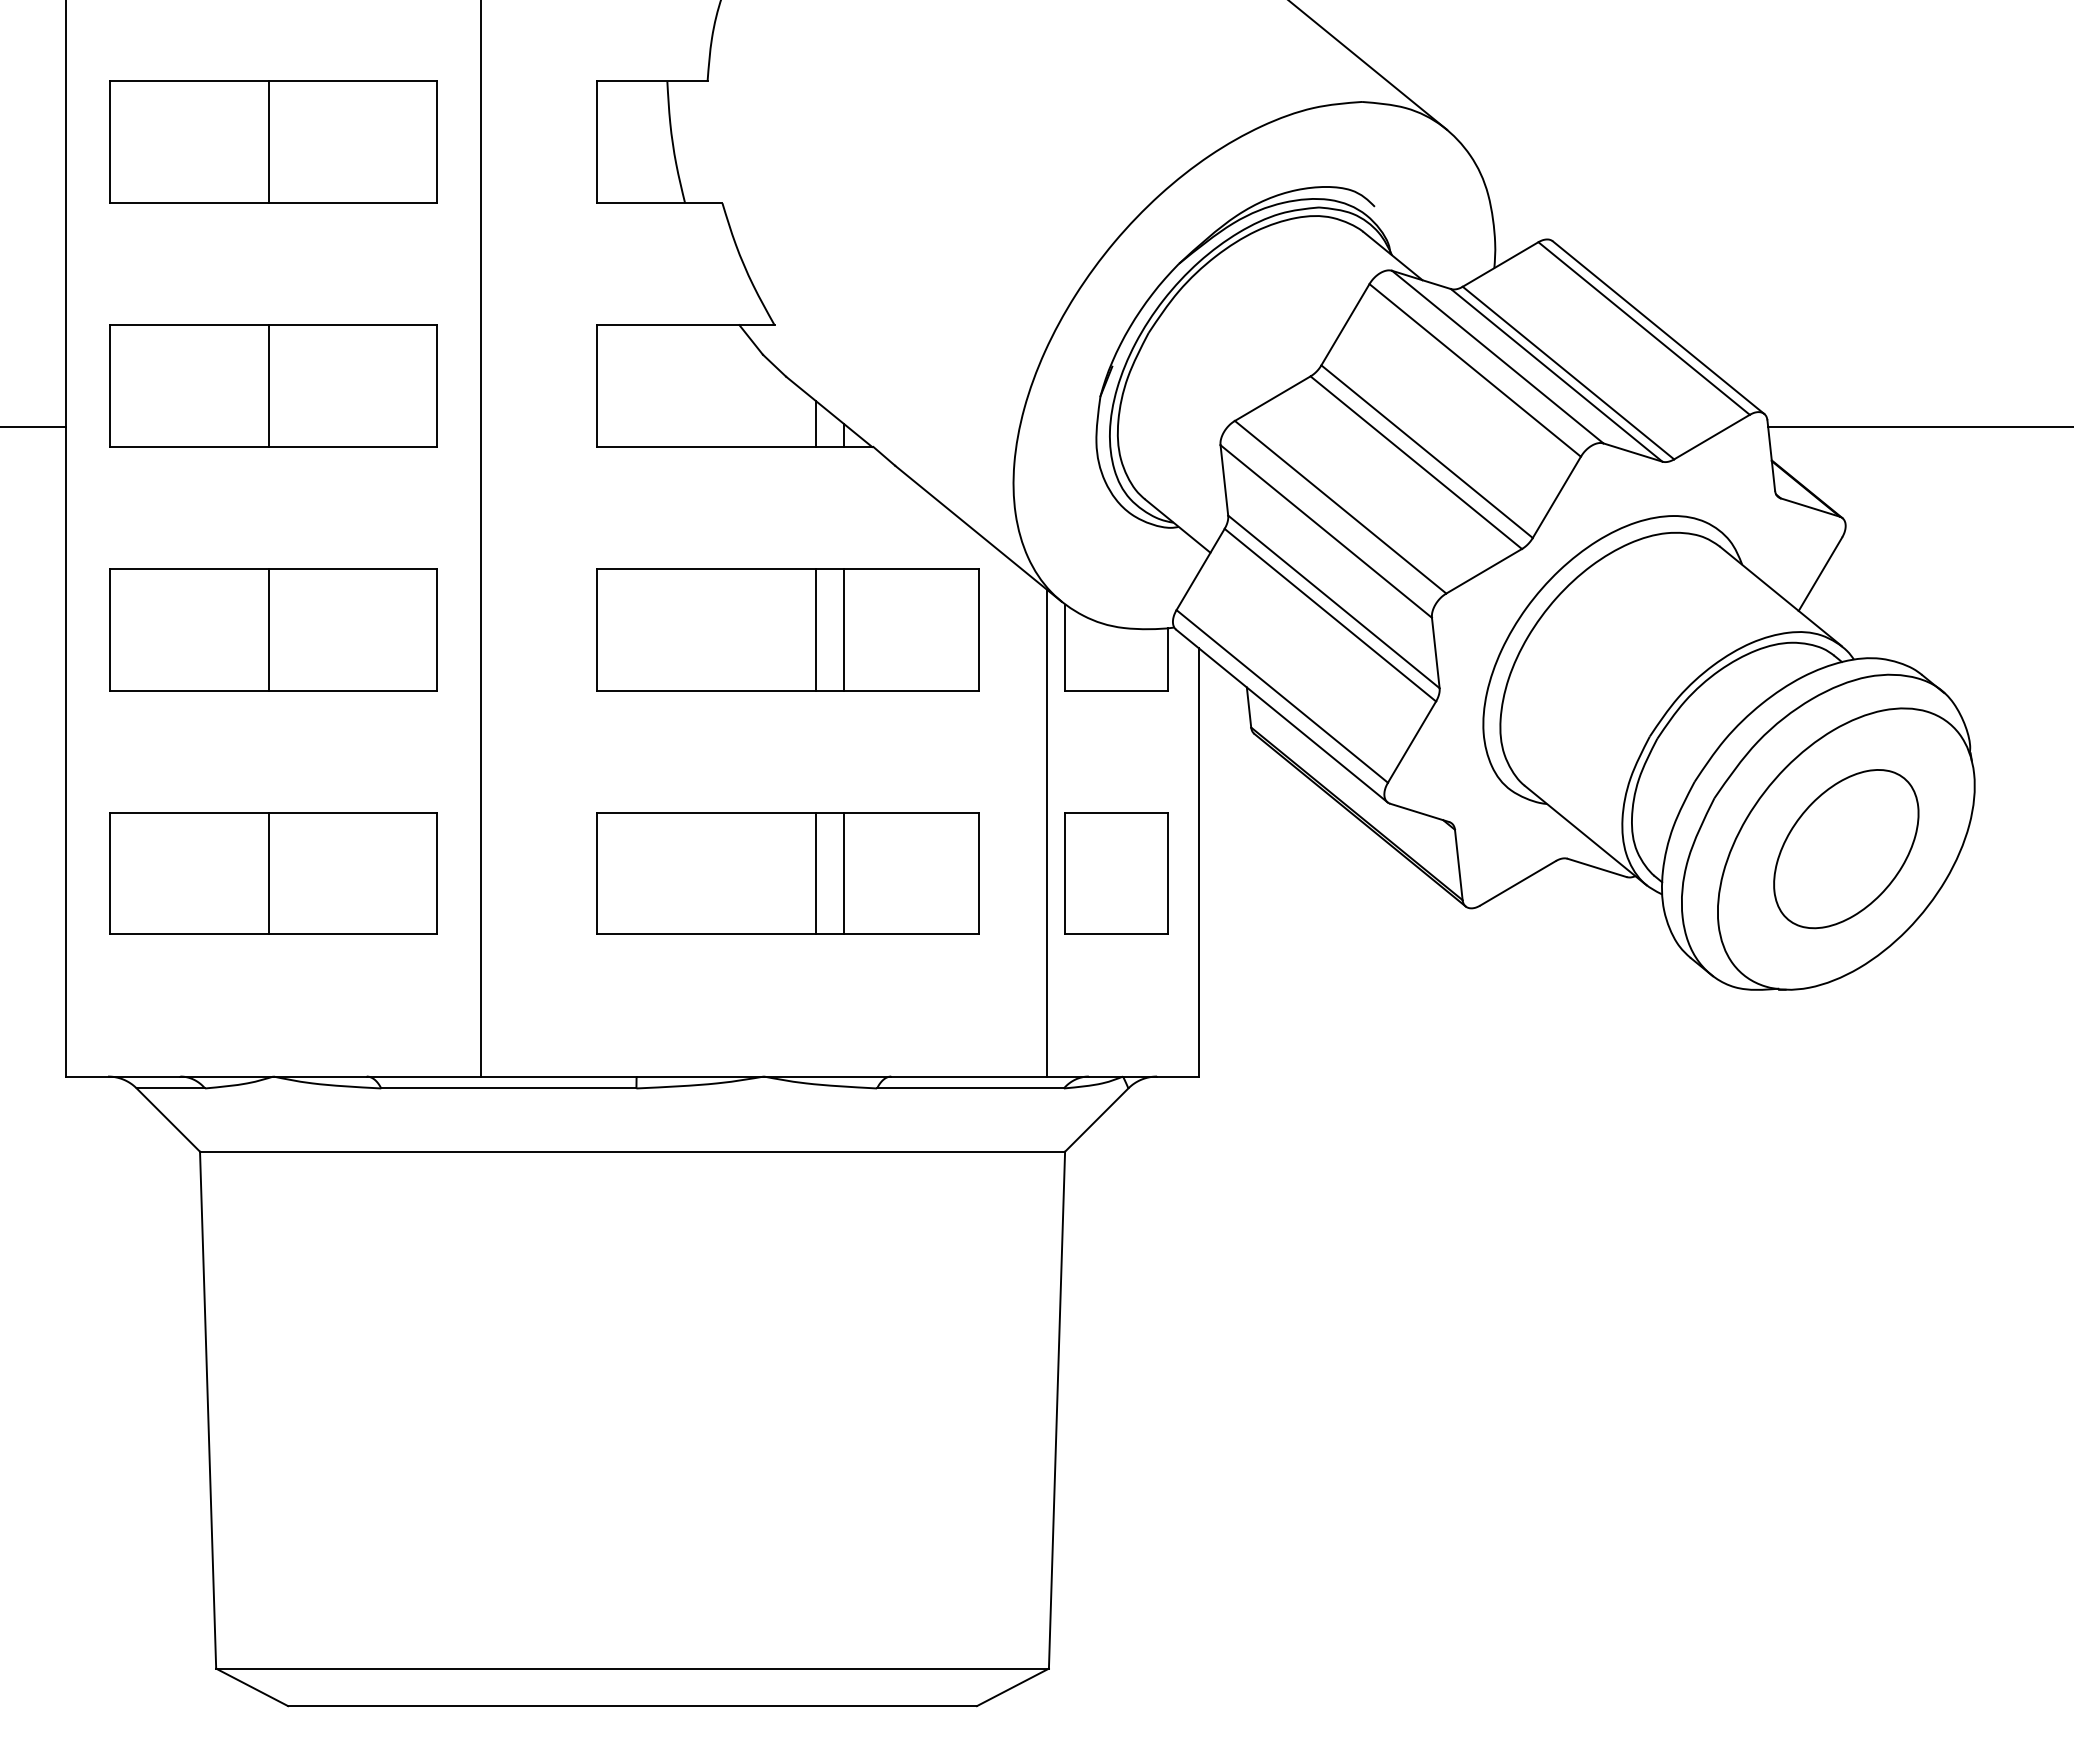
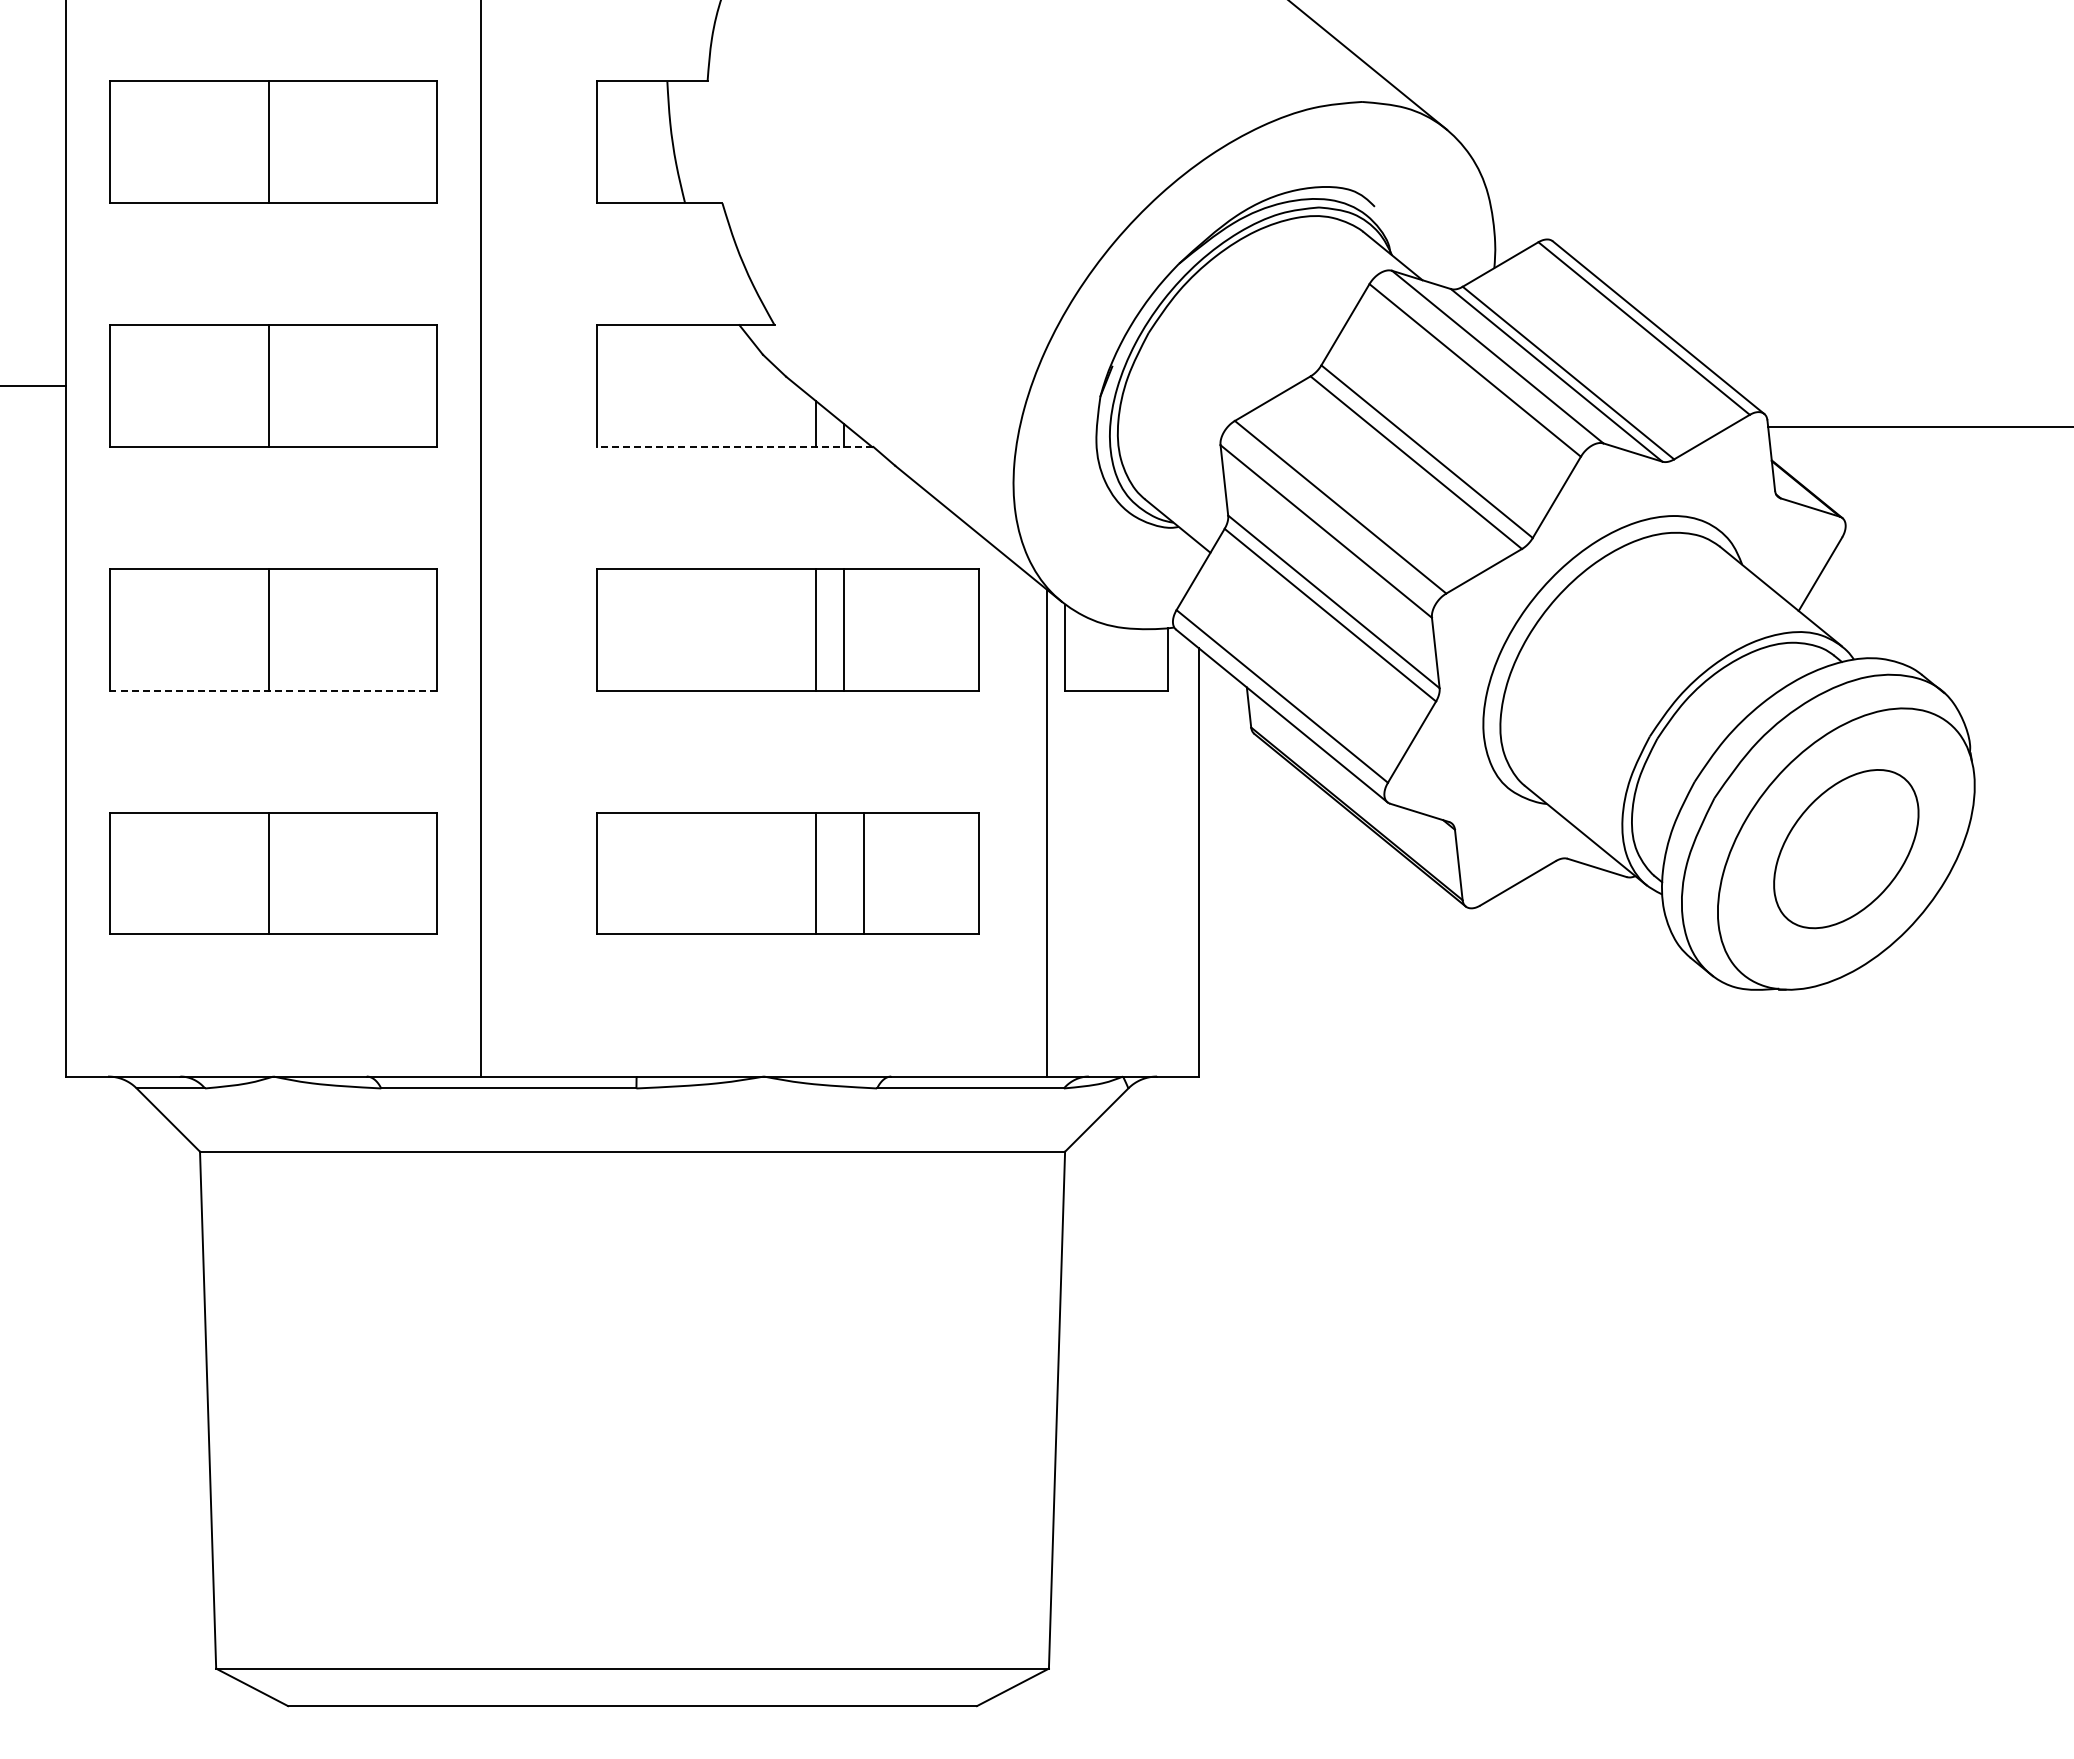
line position: (34, 426) -> (34, 385) (34, 385)
line: solid -> dashed (734, 447)
line: solid -> dashed (273, 690)
line position: (844, 873) -> (864, 873) (864, 873)
part: present -> none (1116, 873)
